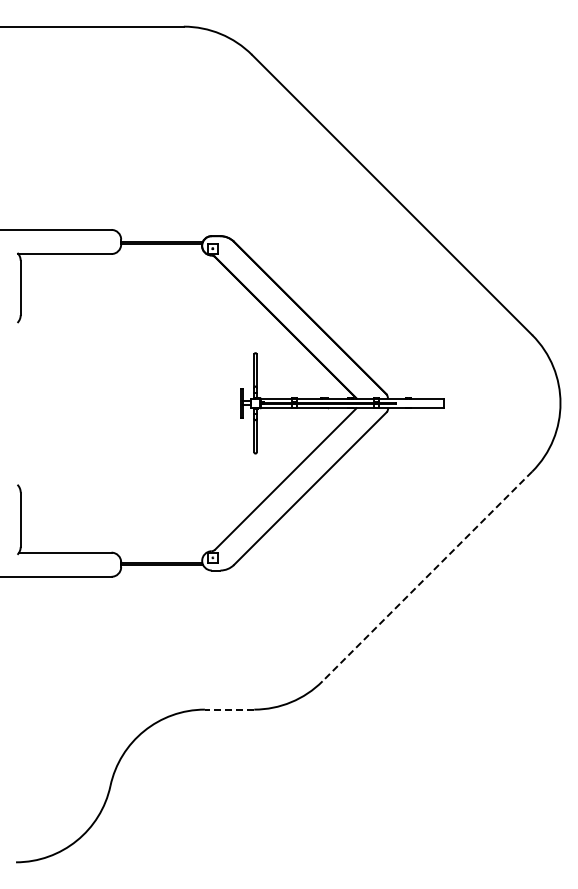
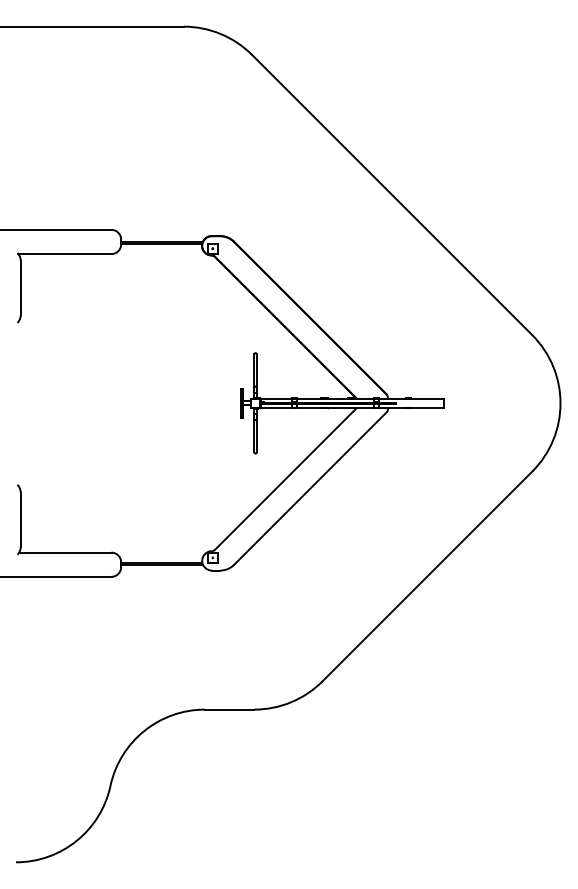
line: dashed -> solid (427, 576)
line: dashed -> solid (229, 709)
